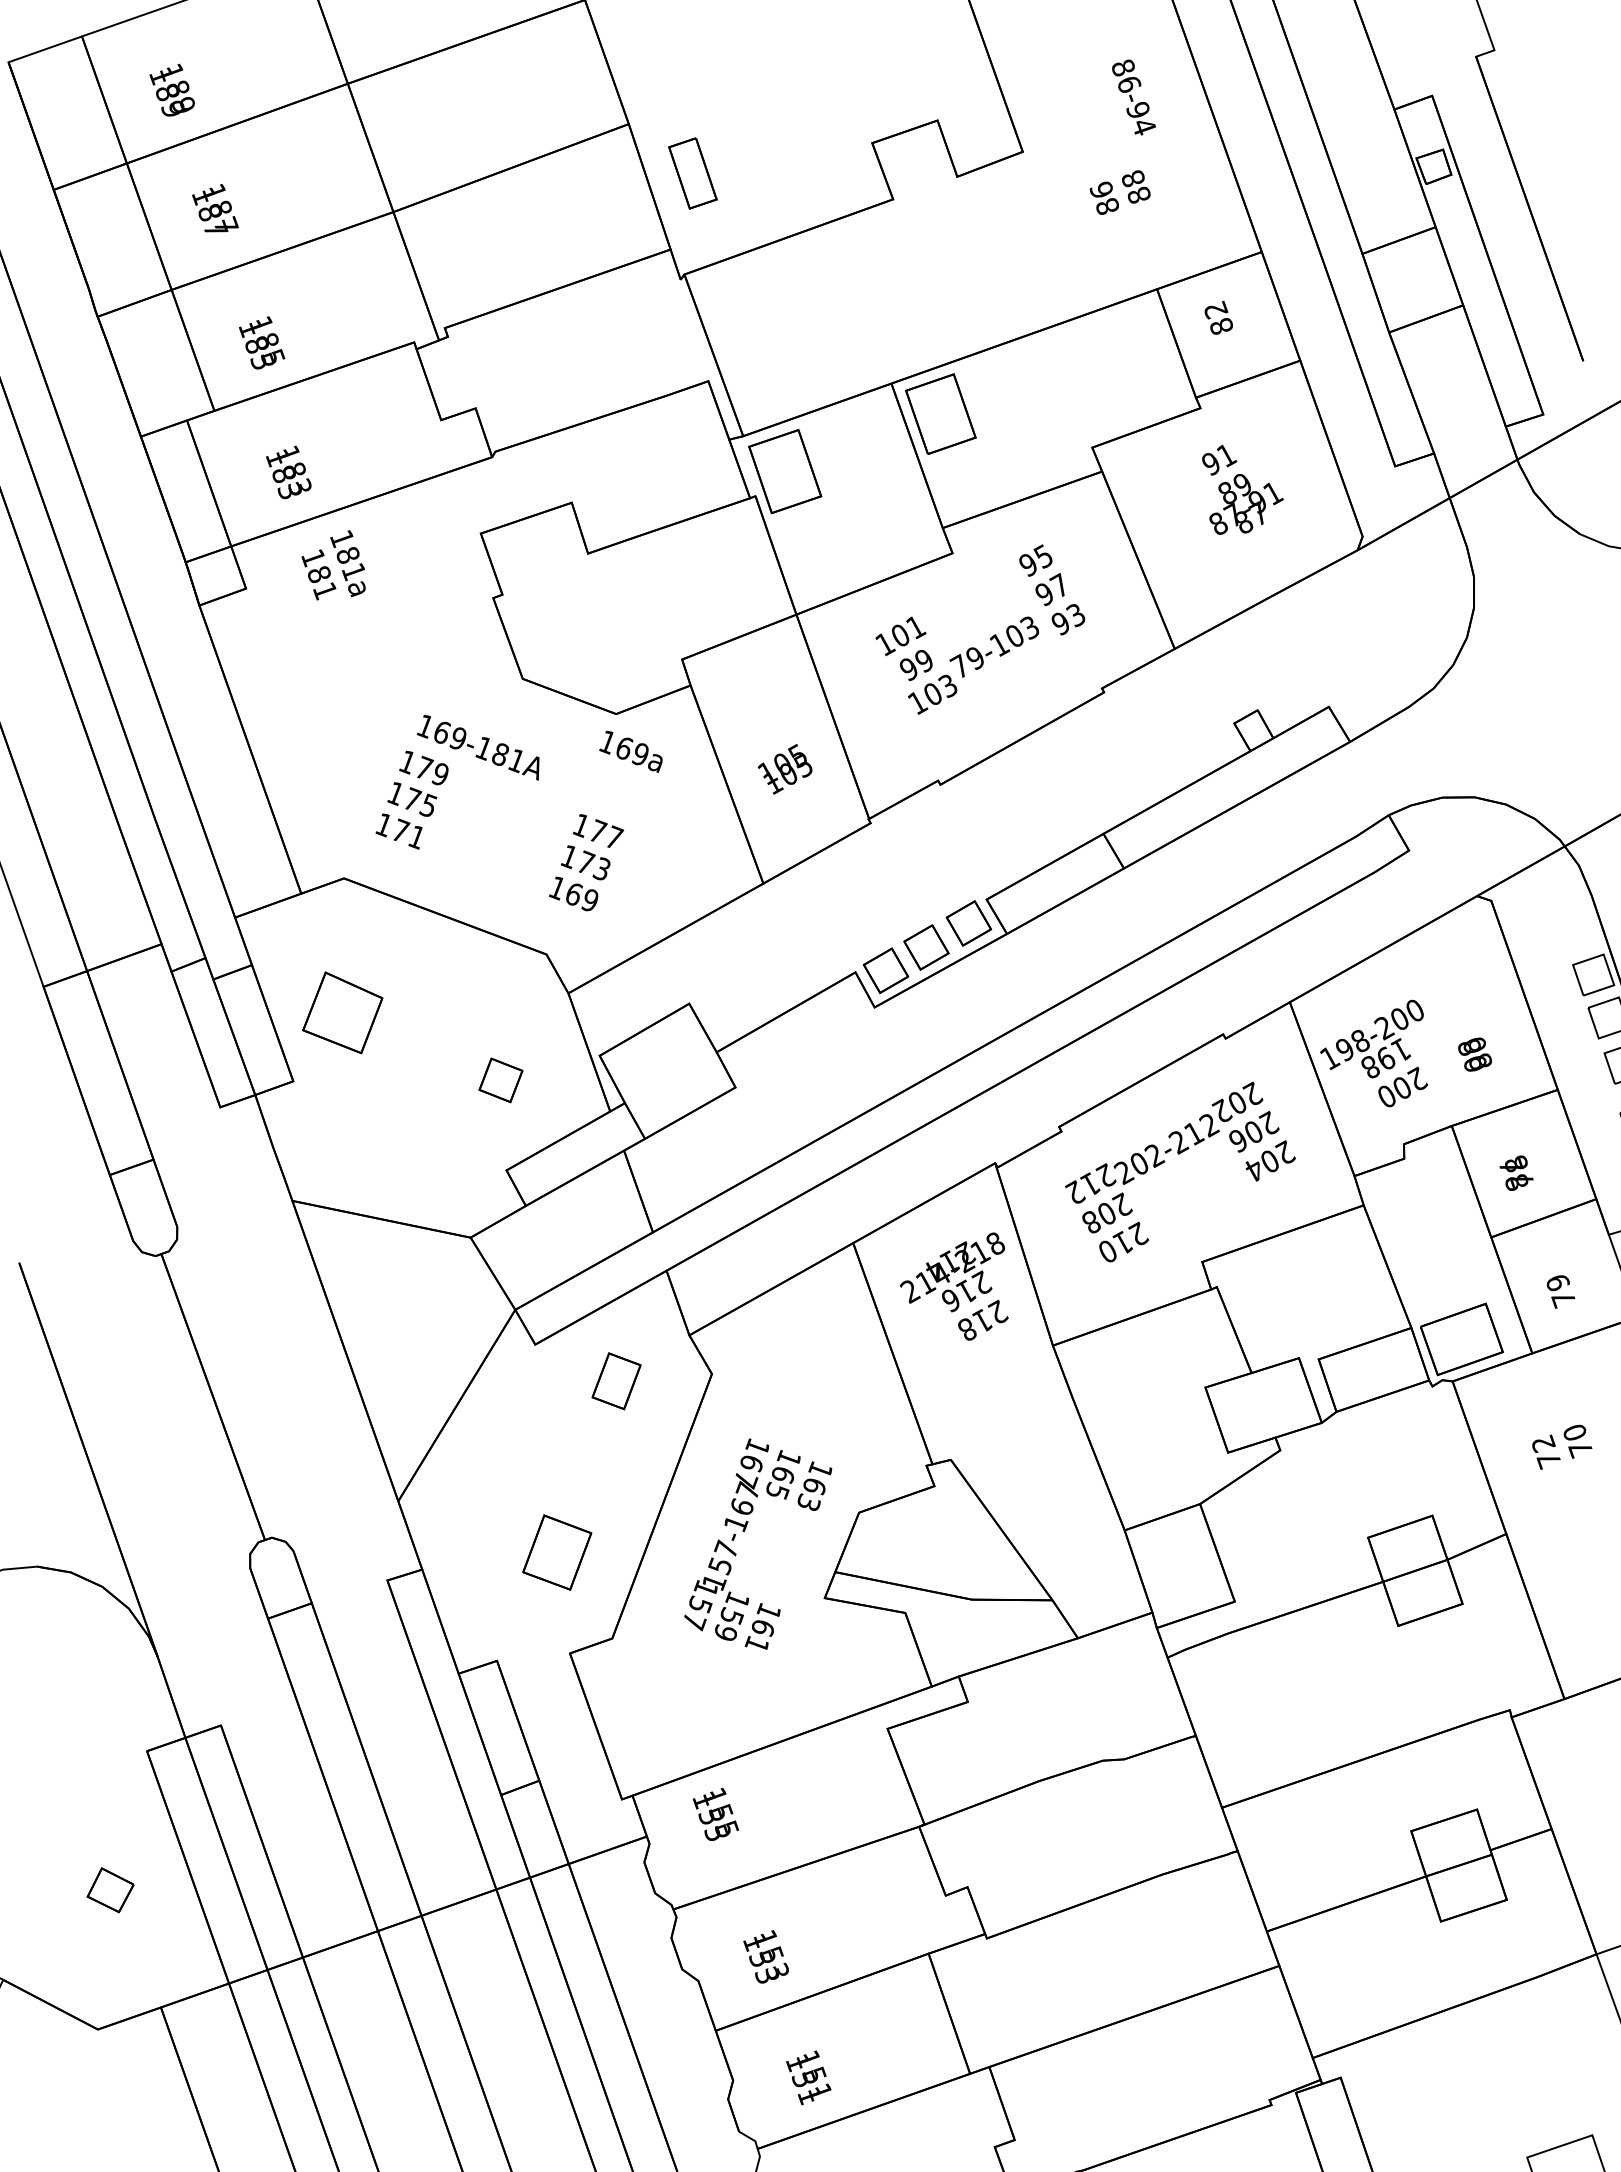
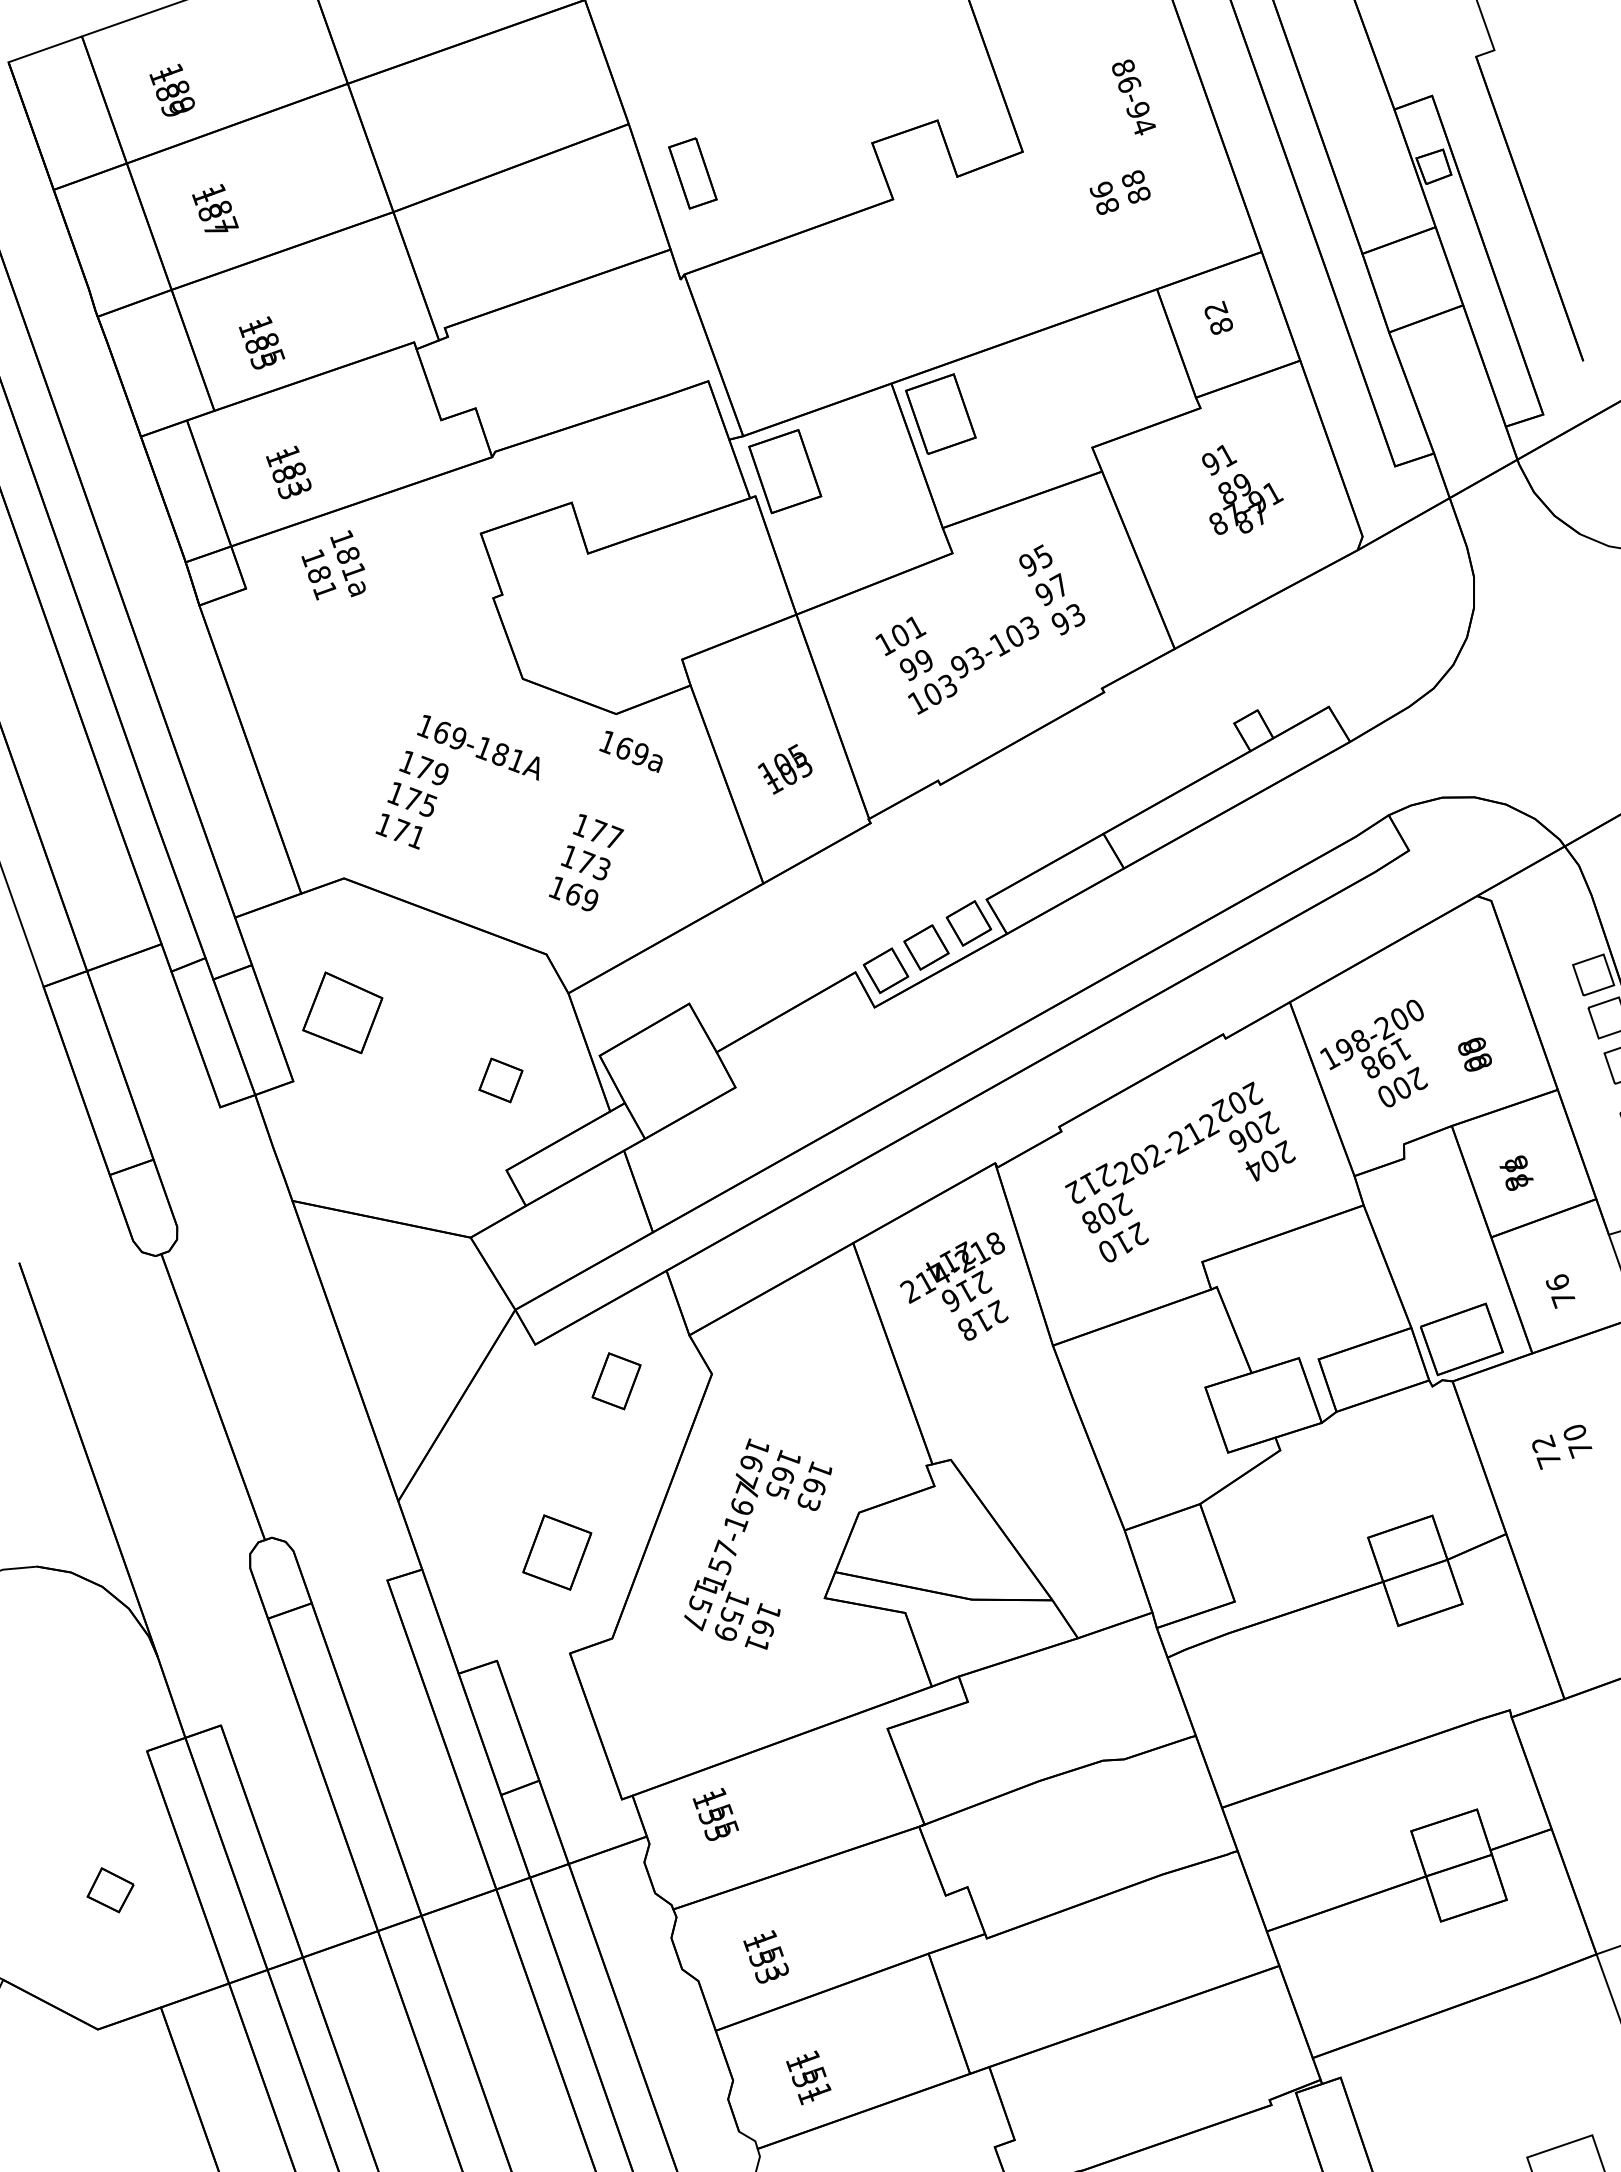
text: 79-103 -> 93-103 (966, 662)
text: 79 -> 76 (1557, 1282)
